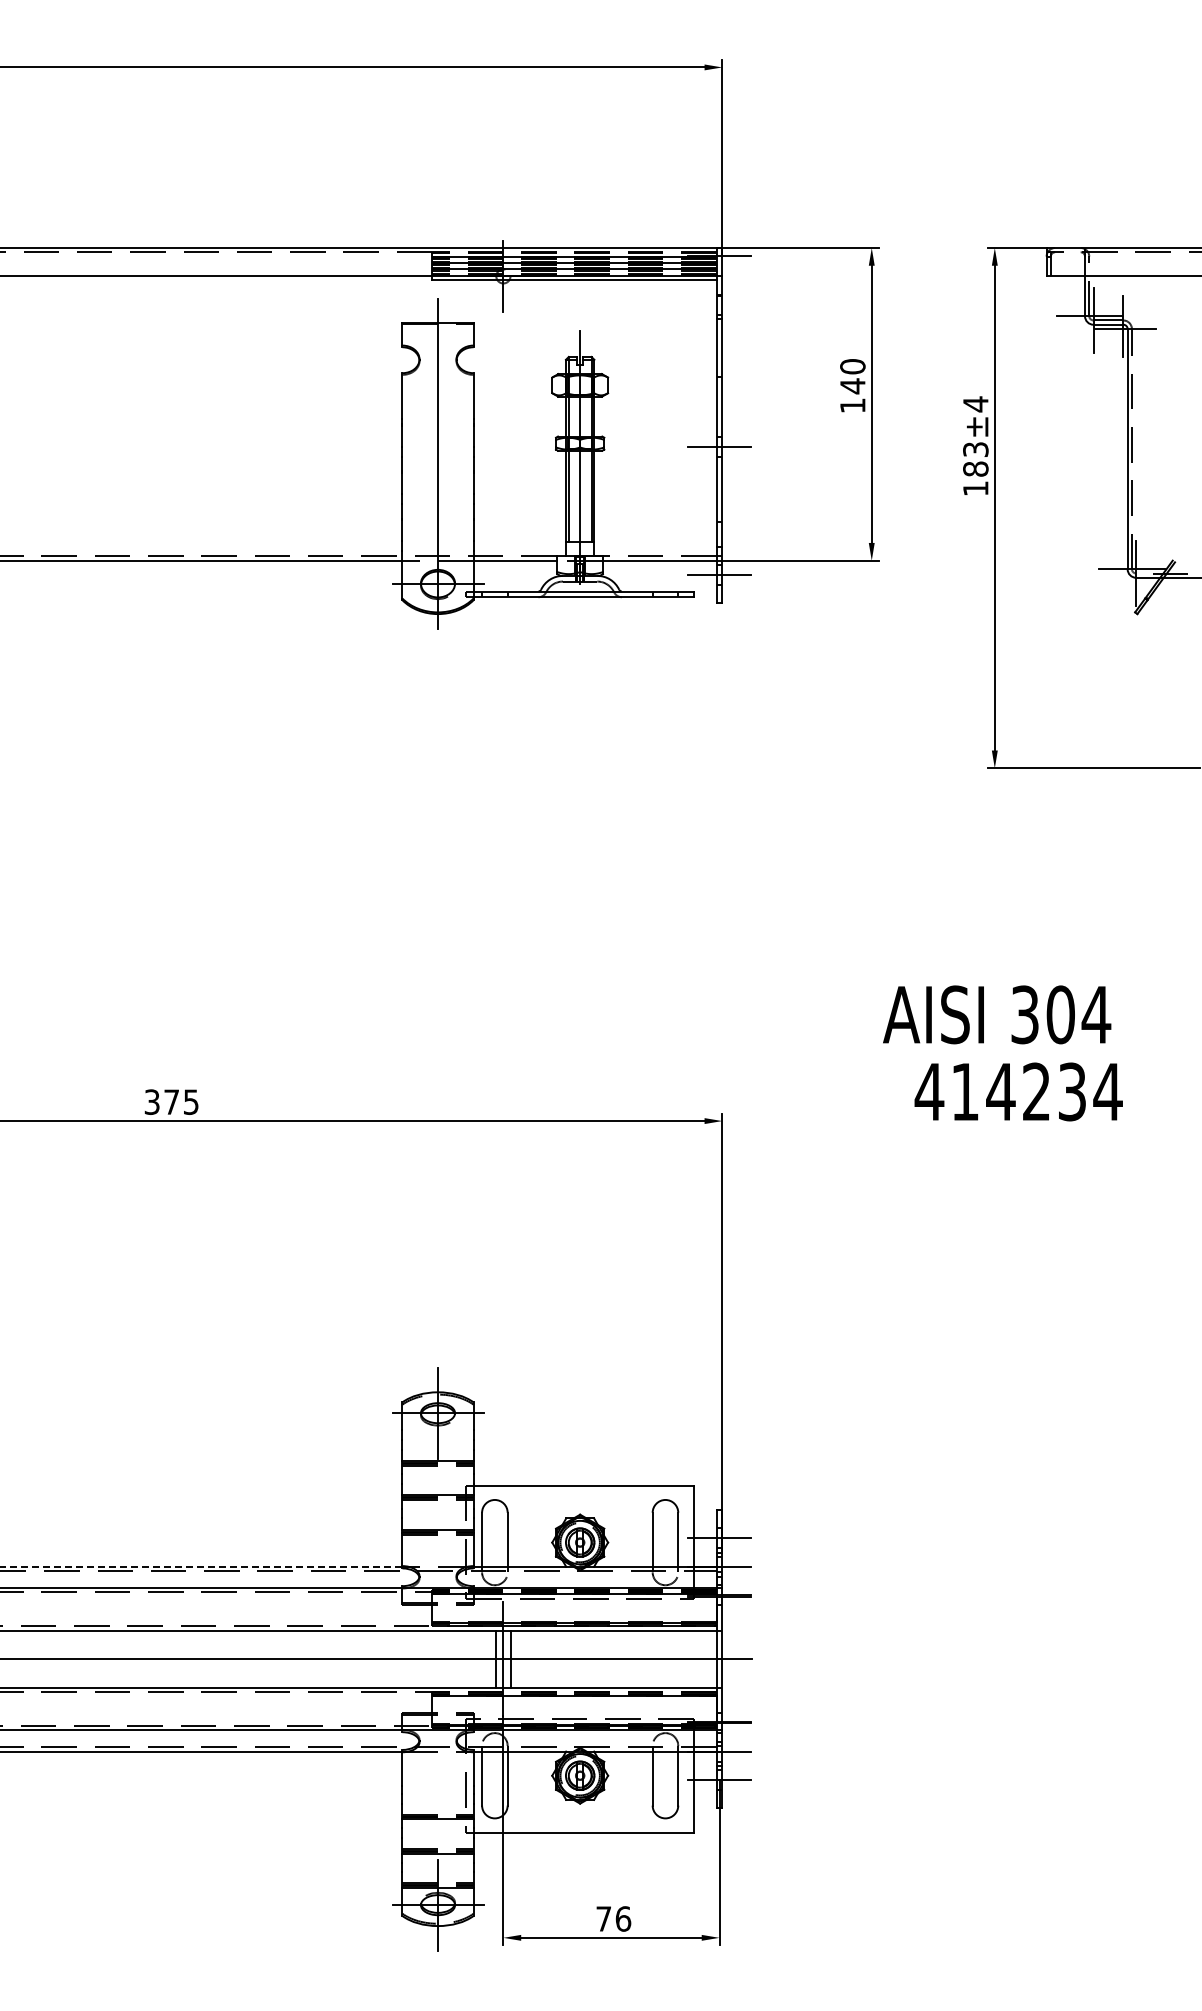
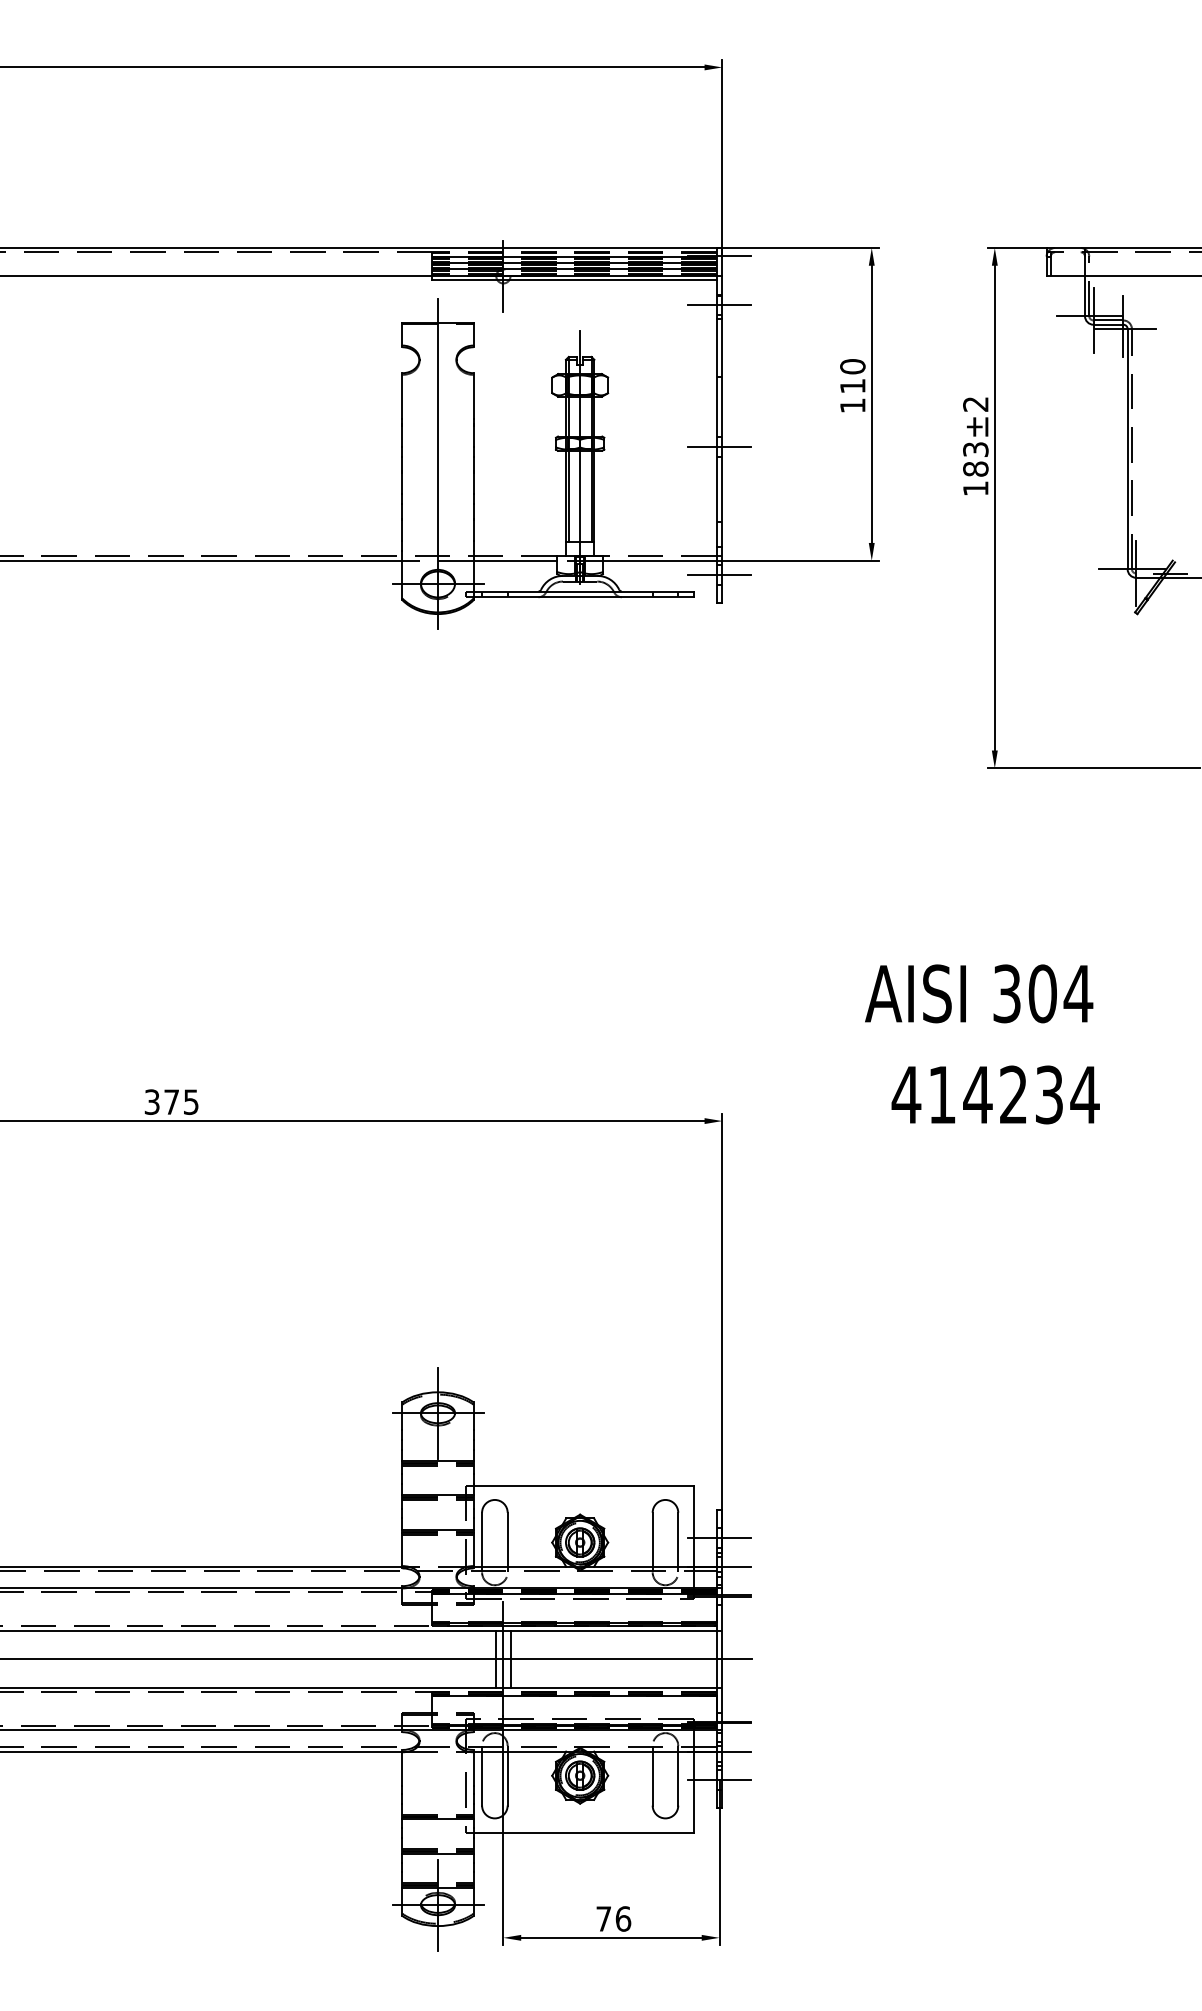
line: none -> present (719, 304)
text: 140 -> 110 (852, 386)
text: ±4 -> ±2 (975, 404)
text position: (997, 1014) -> (979, 993) (979, 993)
text position: (1018, 1091) -> (995, 1094) (995, 1094)
line: dashed -> solid (201, 1566)
